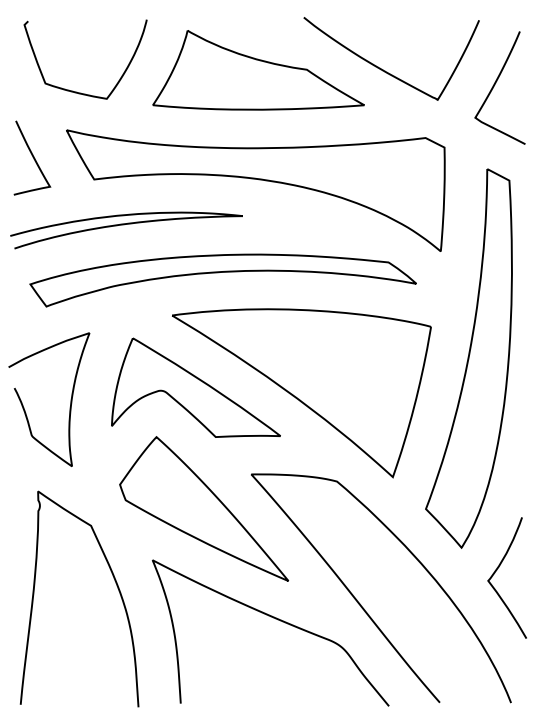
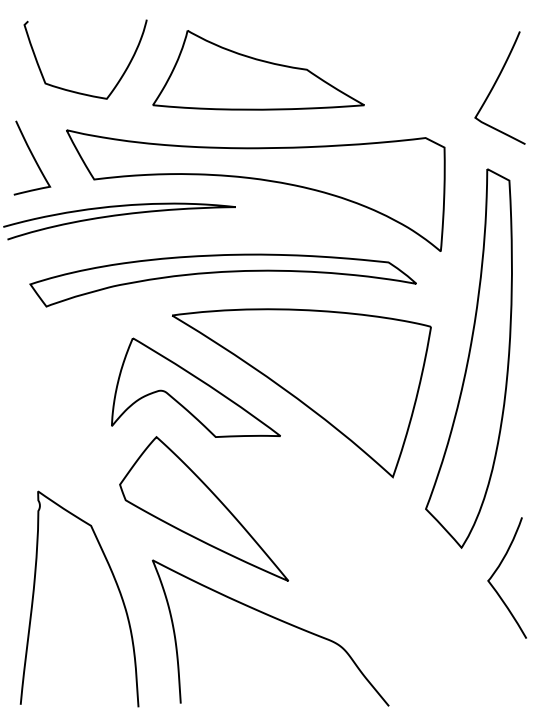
curve: present -> none (385, 70)
curve position: (124, 225) -> (117, 216) (117, 216)
curve: present -> none (70, 399)
curve: present -> none (361, 604)
